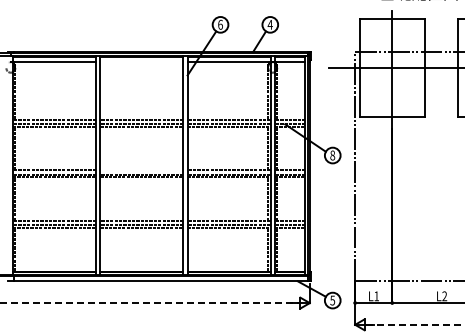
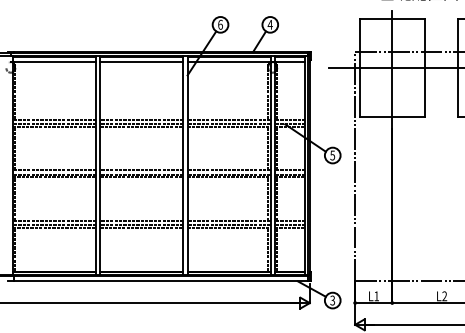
line: none -> present (141, 62)
text: 8 -> 5 (332, 155)
line: none -> present (141, 170)
text: 5 -> 3 (332, 299)
line: dashed -> solid (149, 303)
line: dashed -> solid (415, 324)
